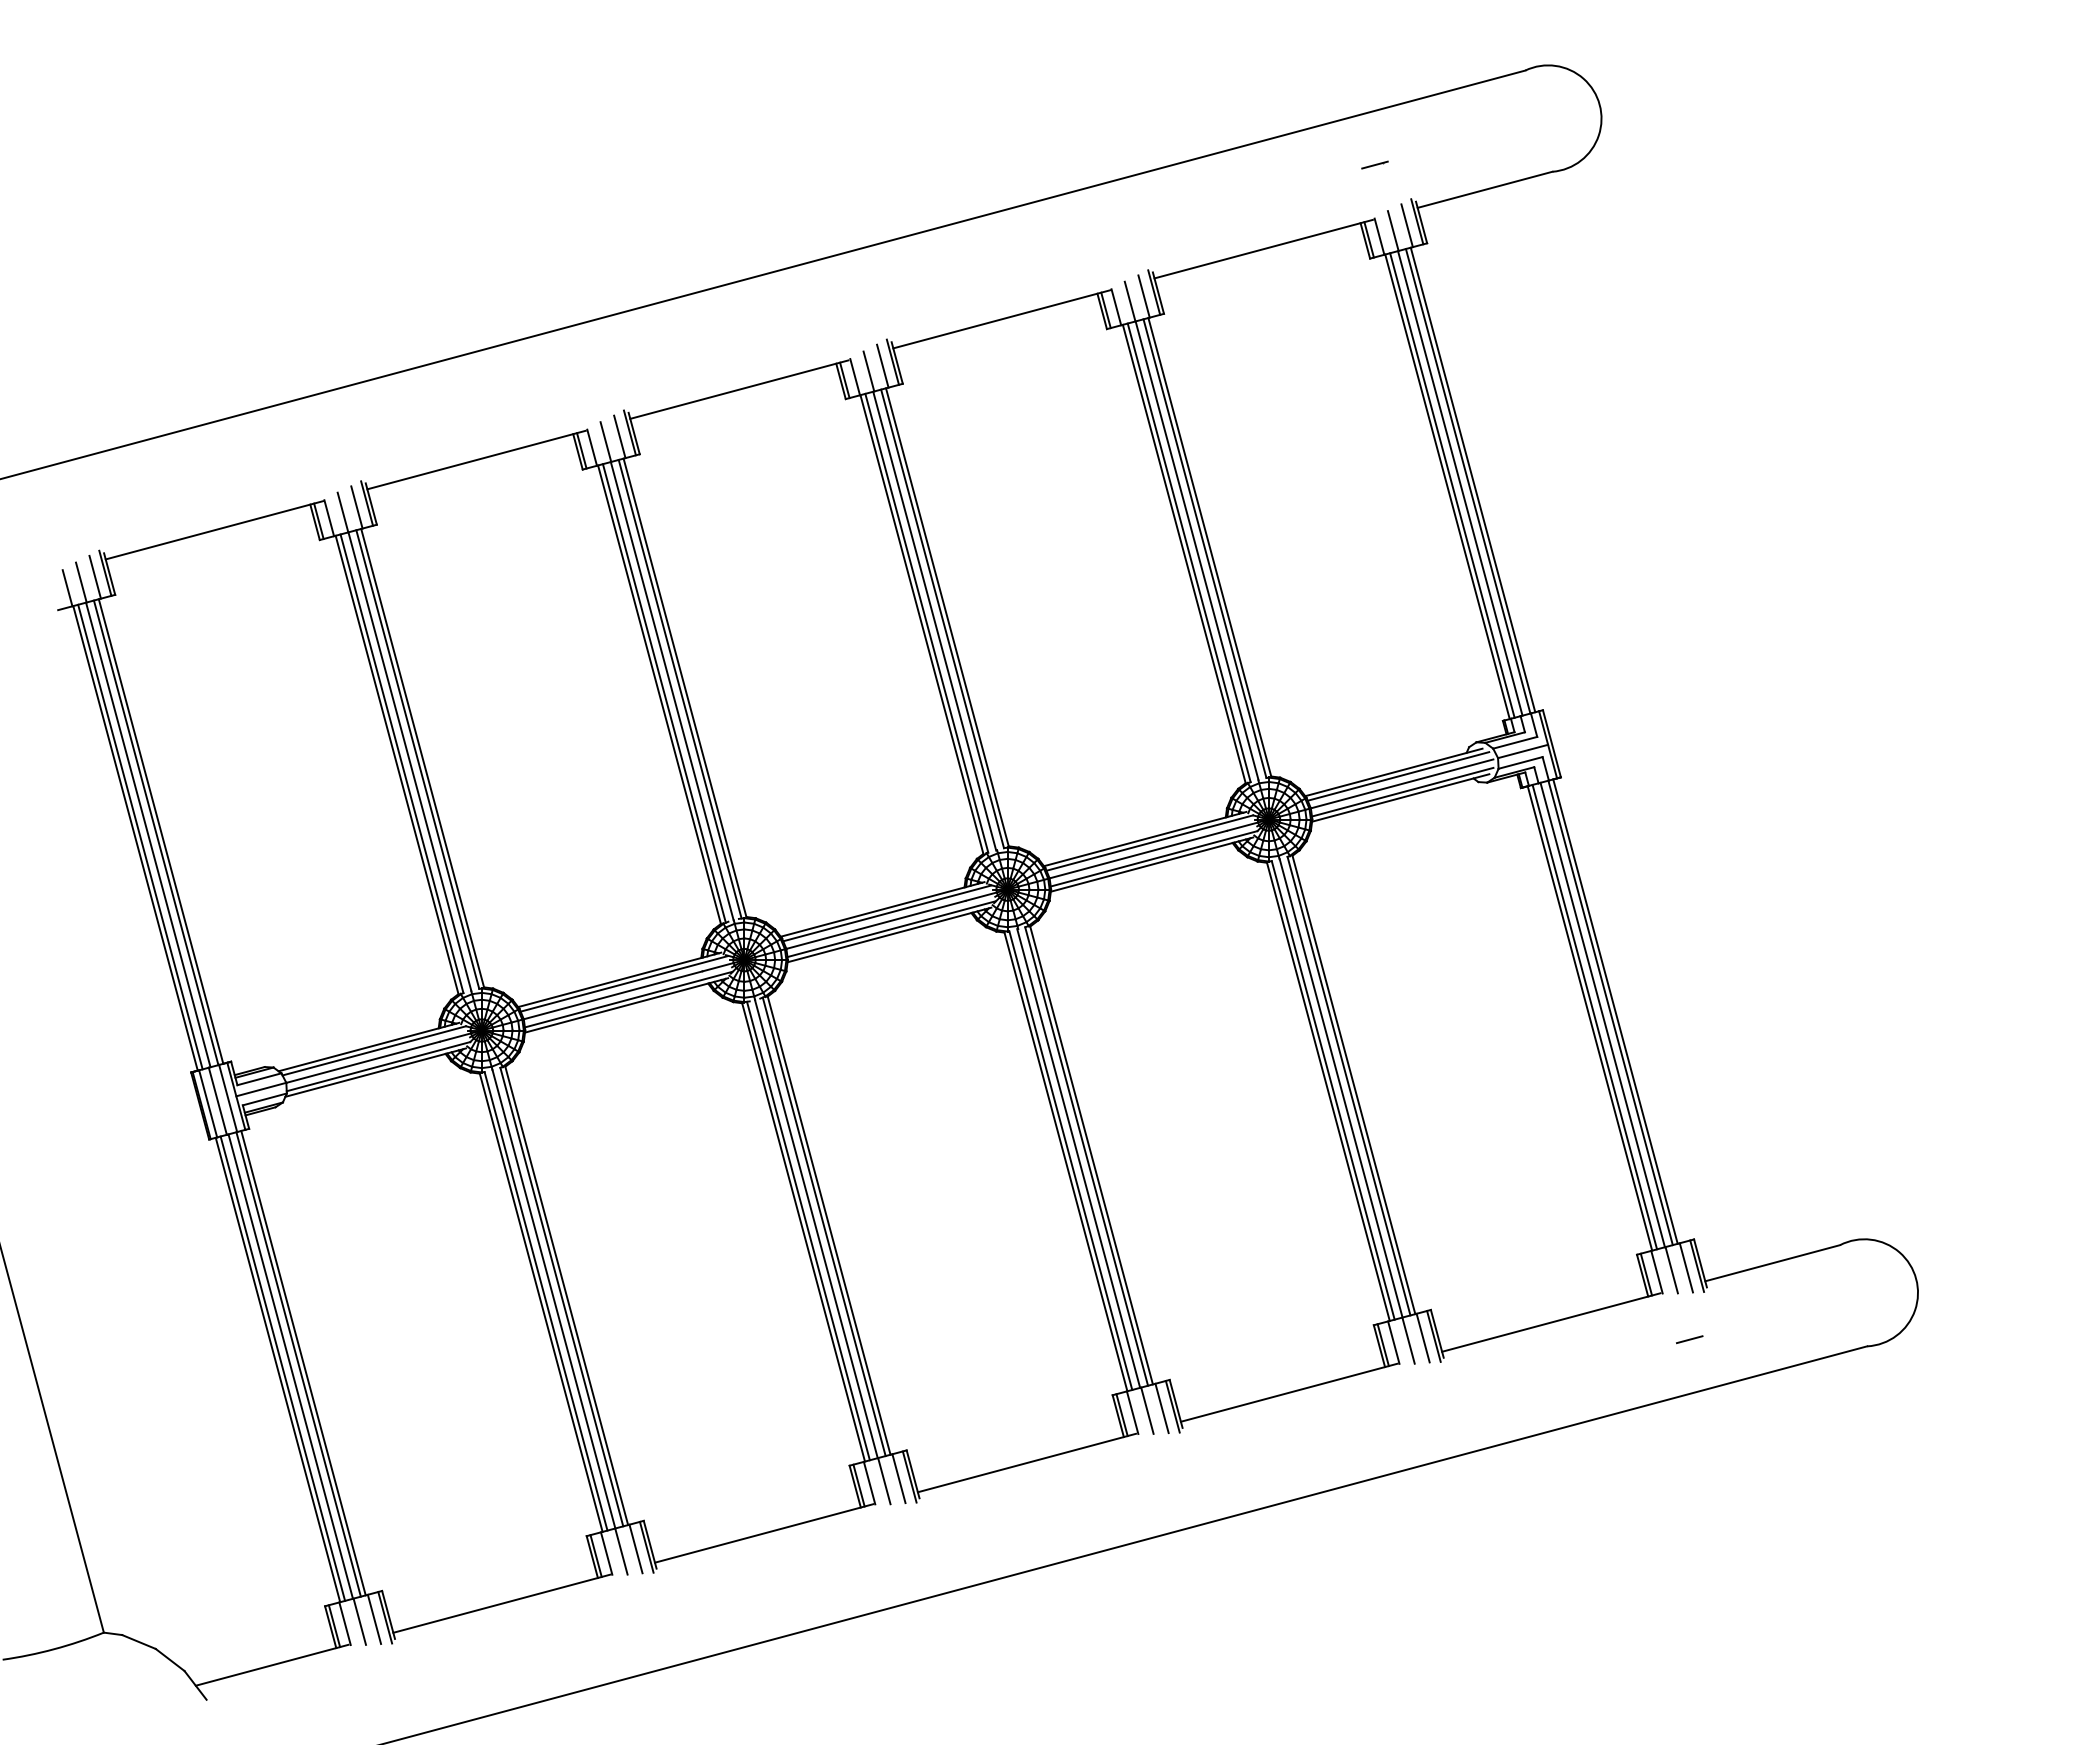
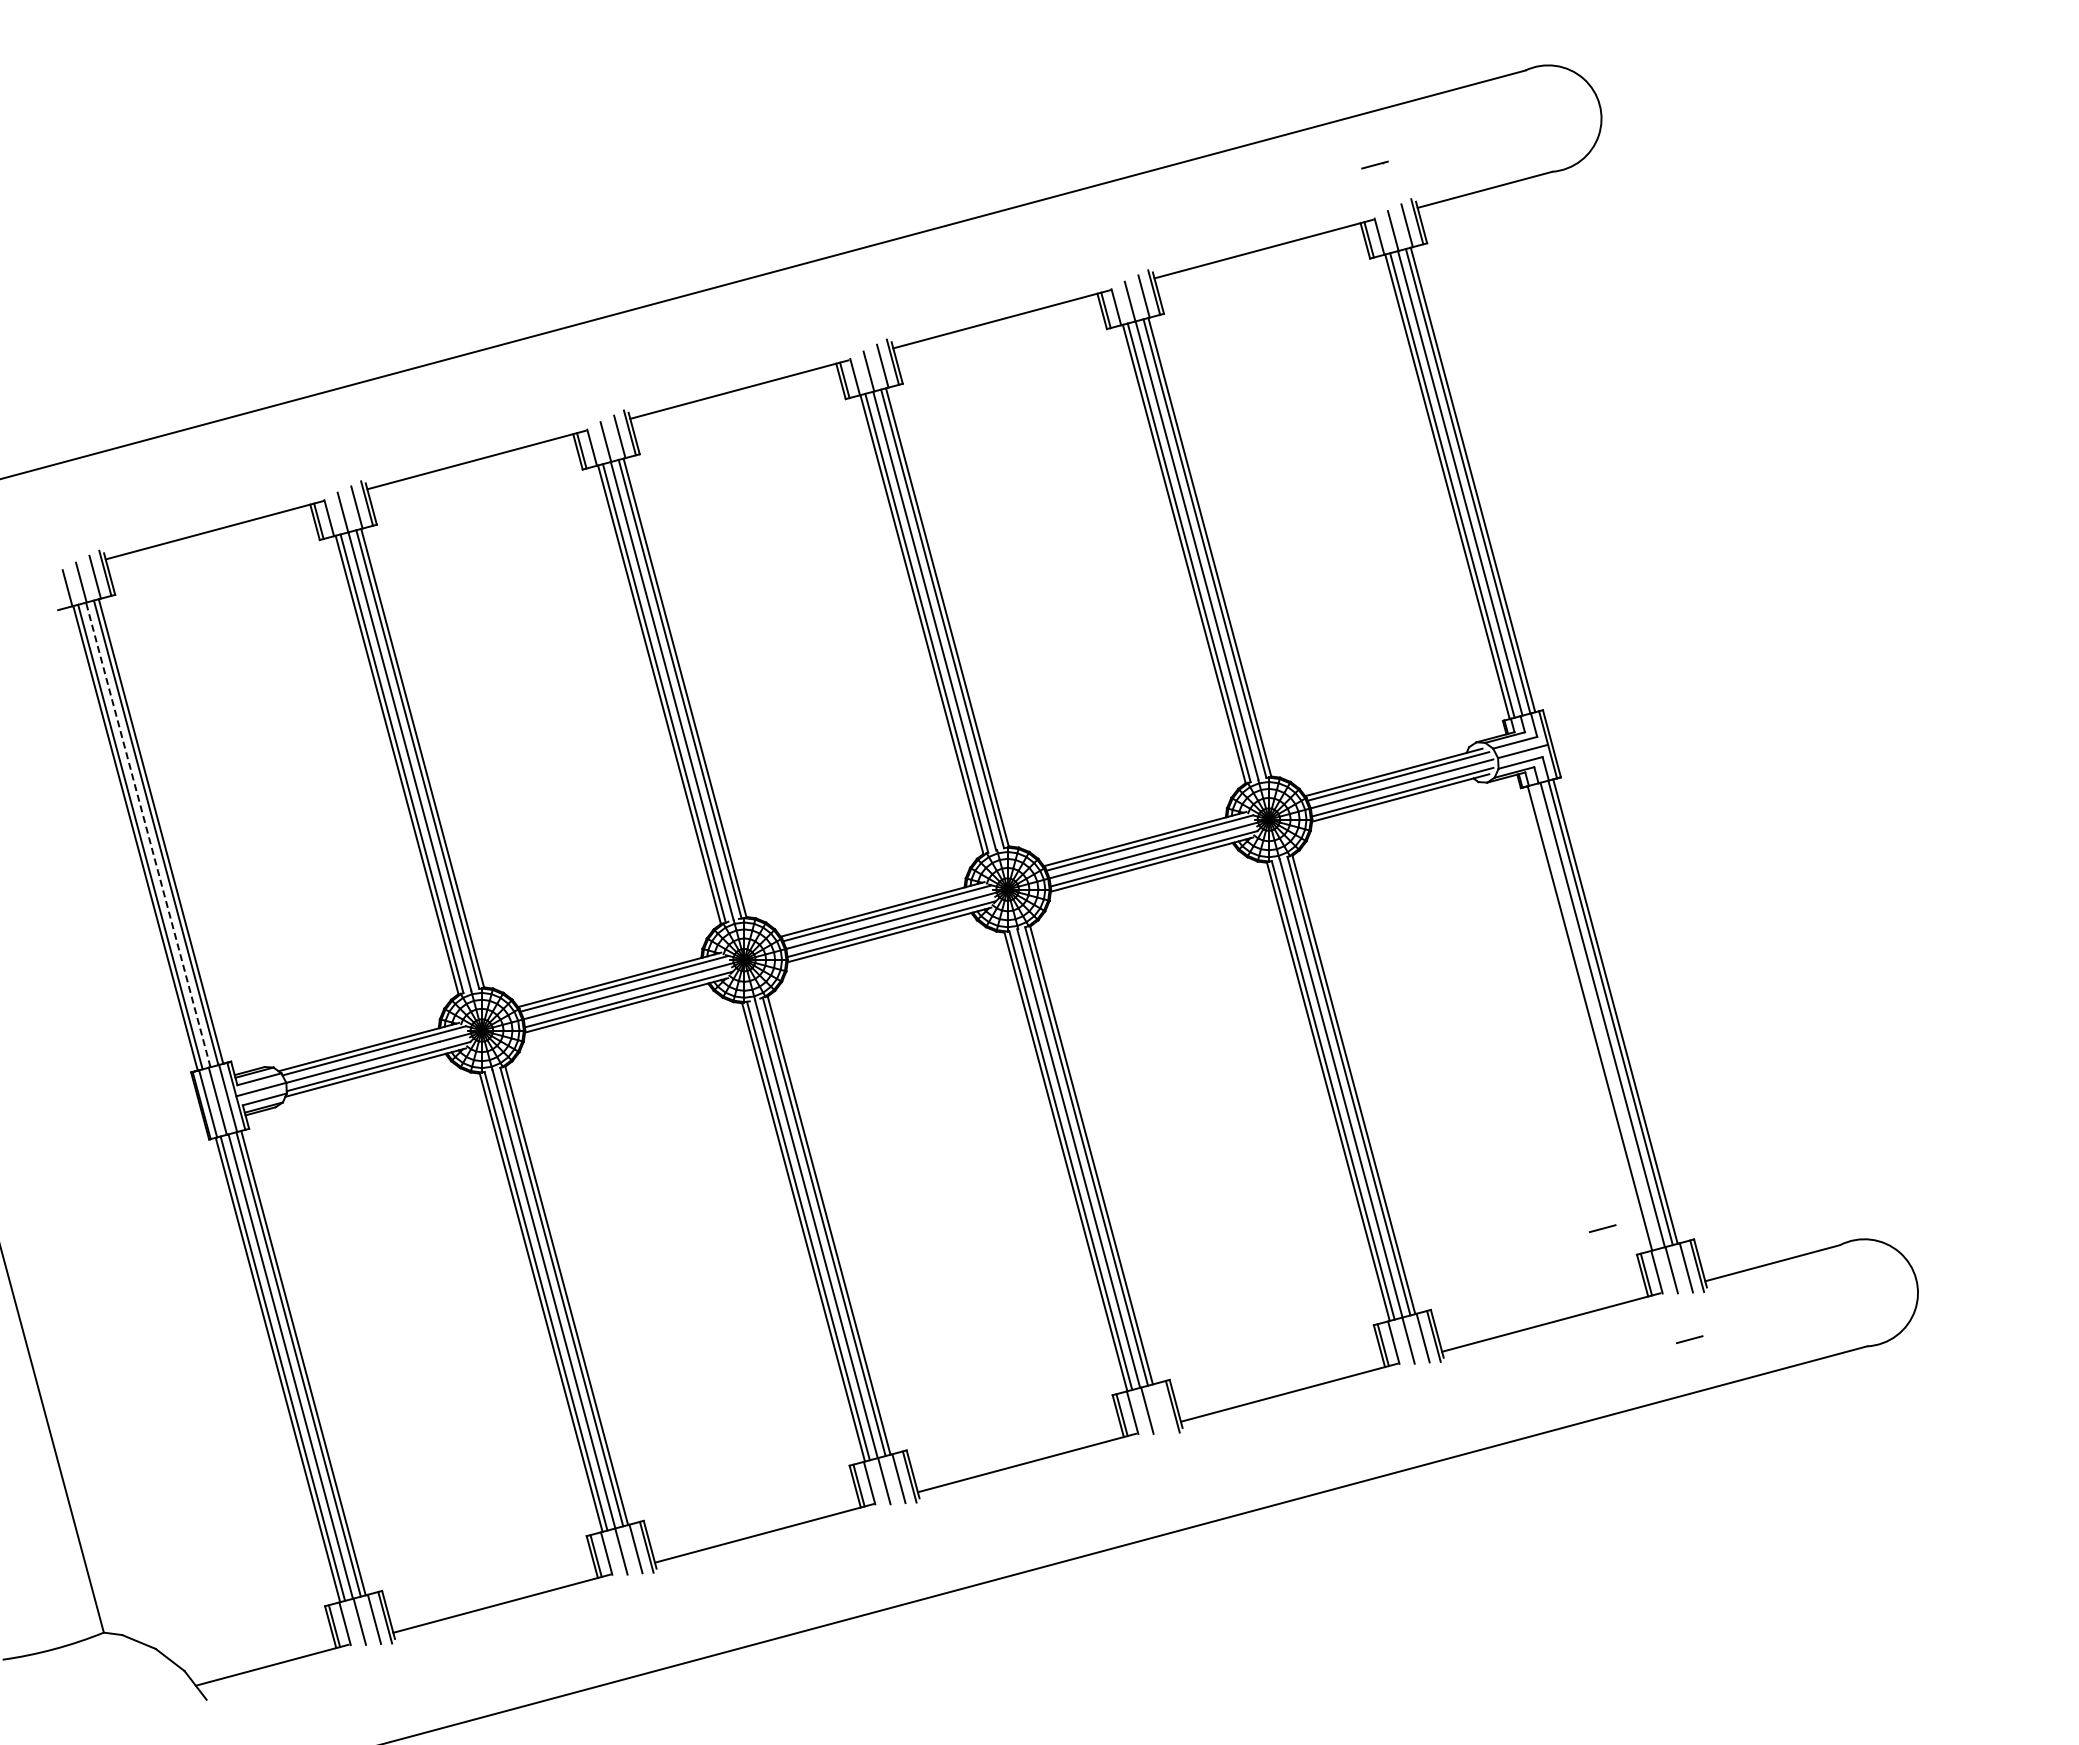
line: solid -> dashed (148, 834)
line: present -> none (1594, 1016)
line: none -> present (1602, 1228)
line: present -> none (1161, 1408)
